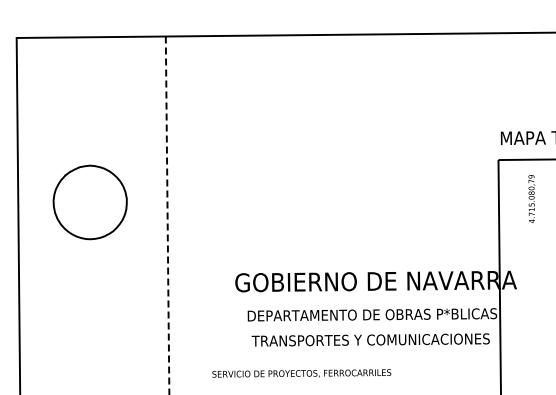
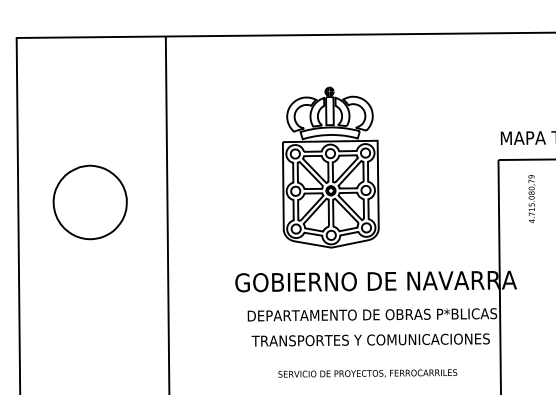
part: none -> present (330, 167)
line: dashed -> solid (167, 215)
text position: (301, 373) -> (367, 373) (367, 373)
